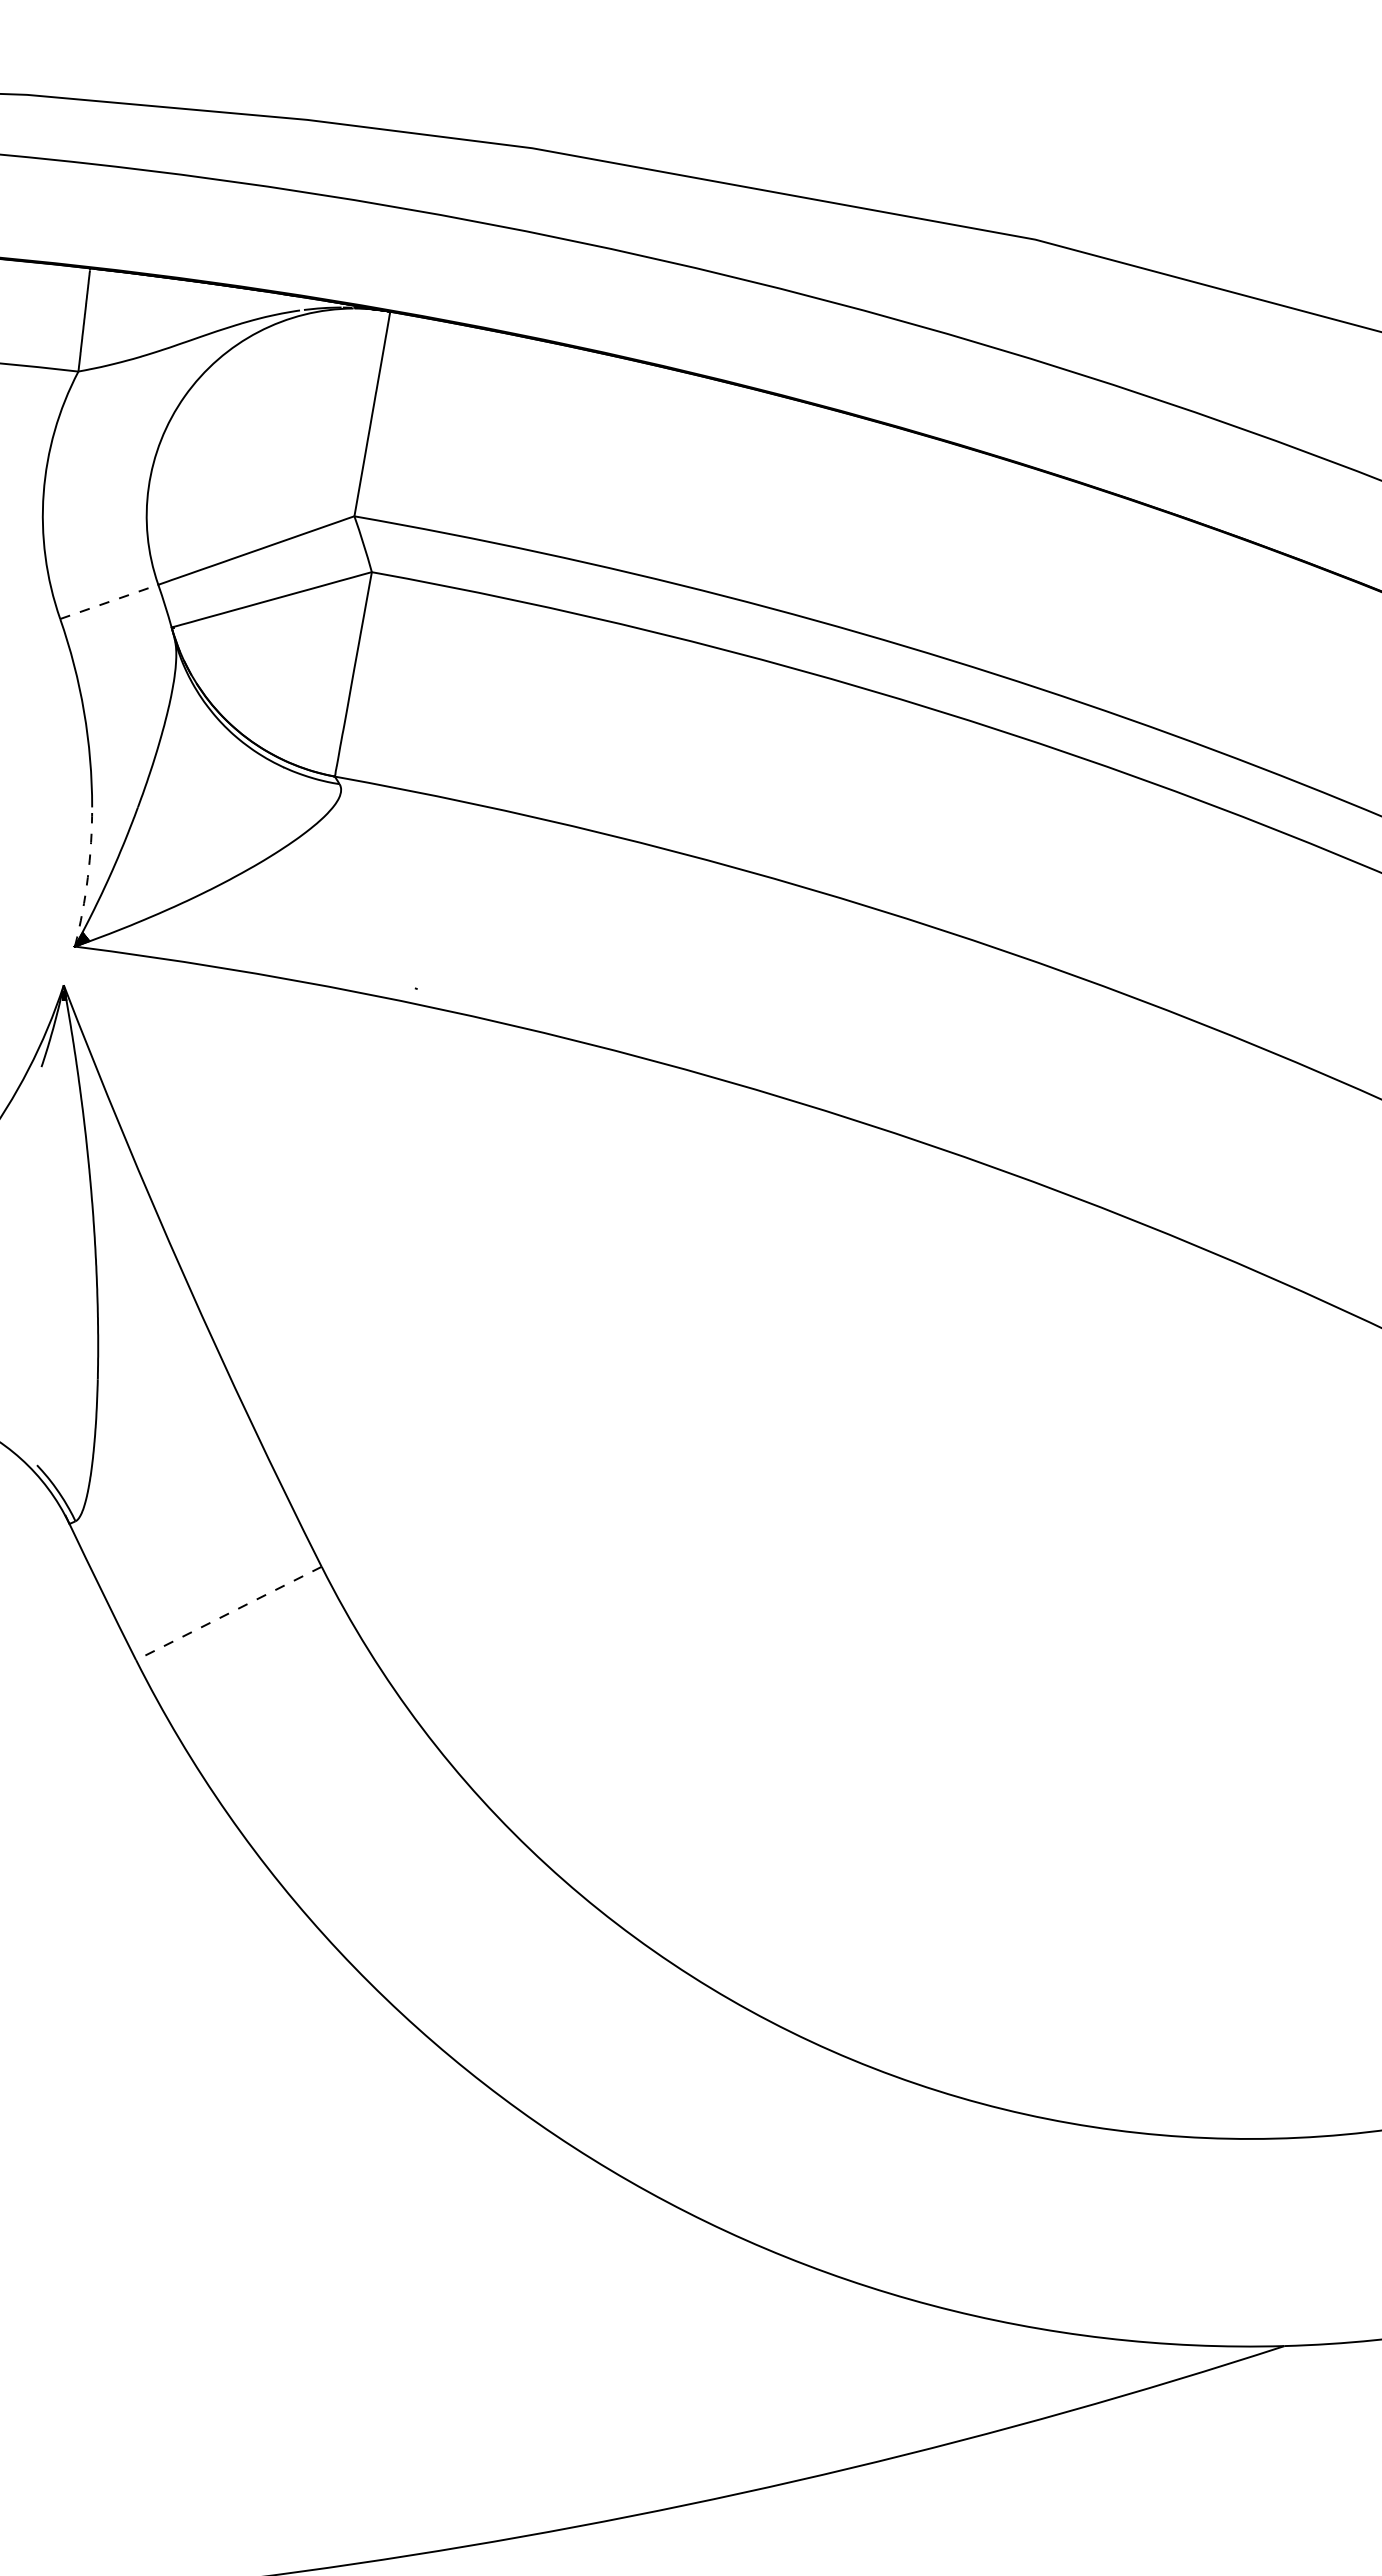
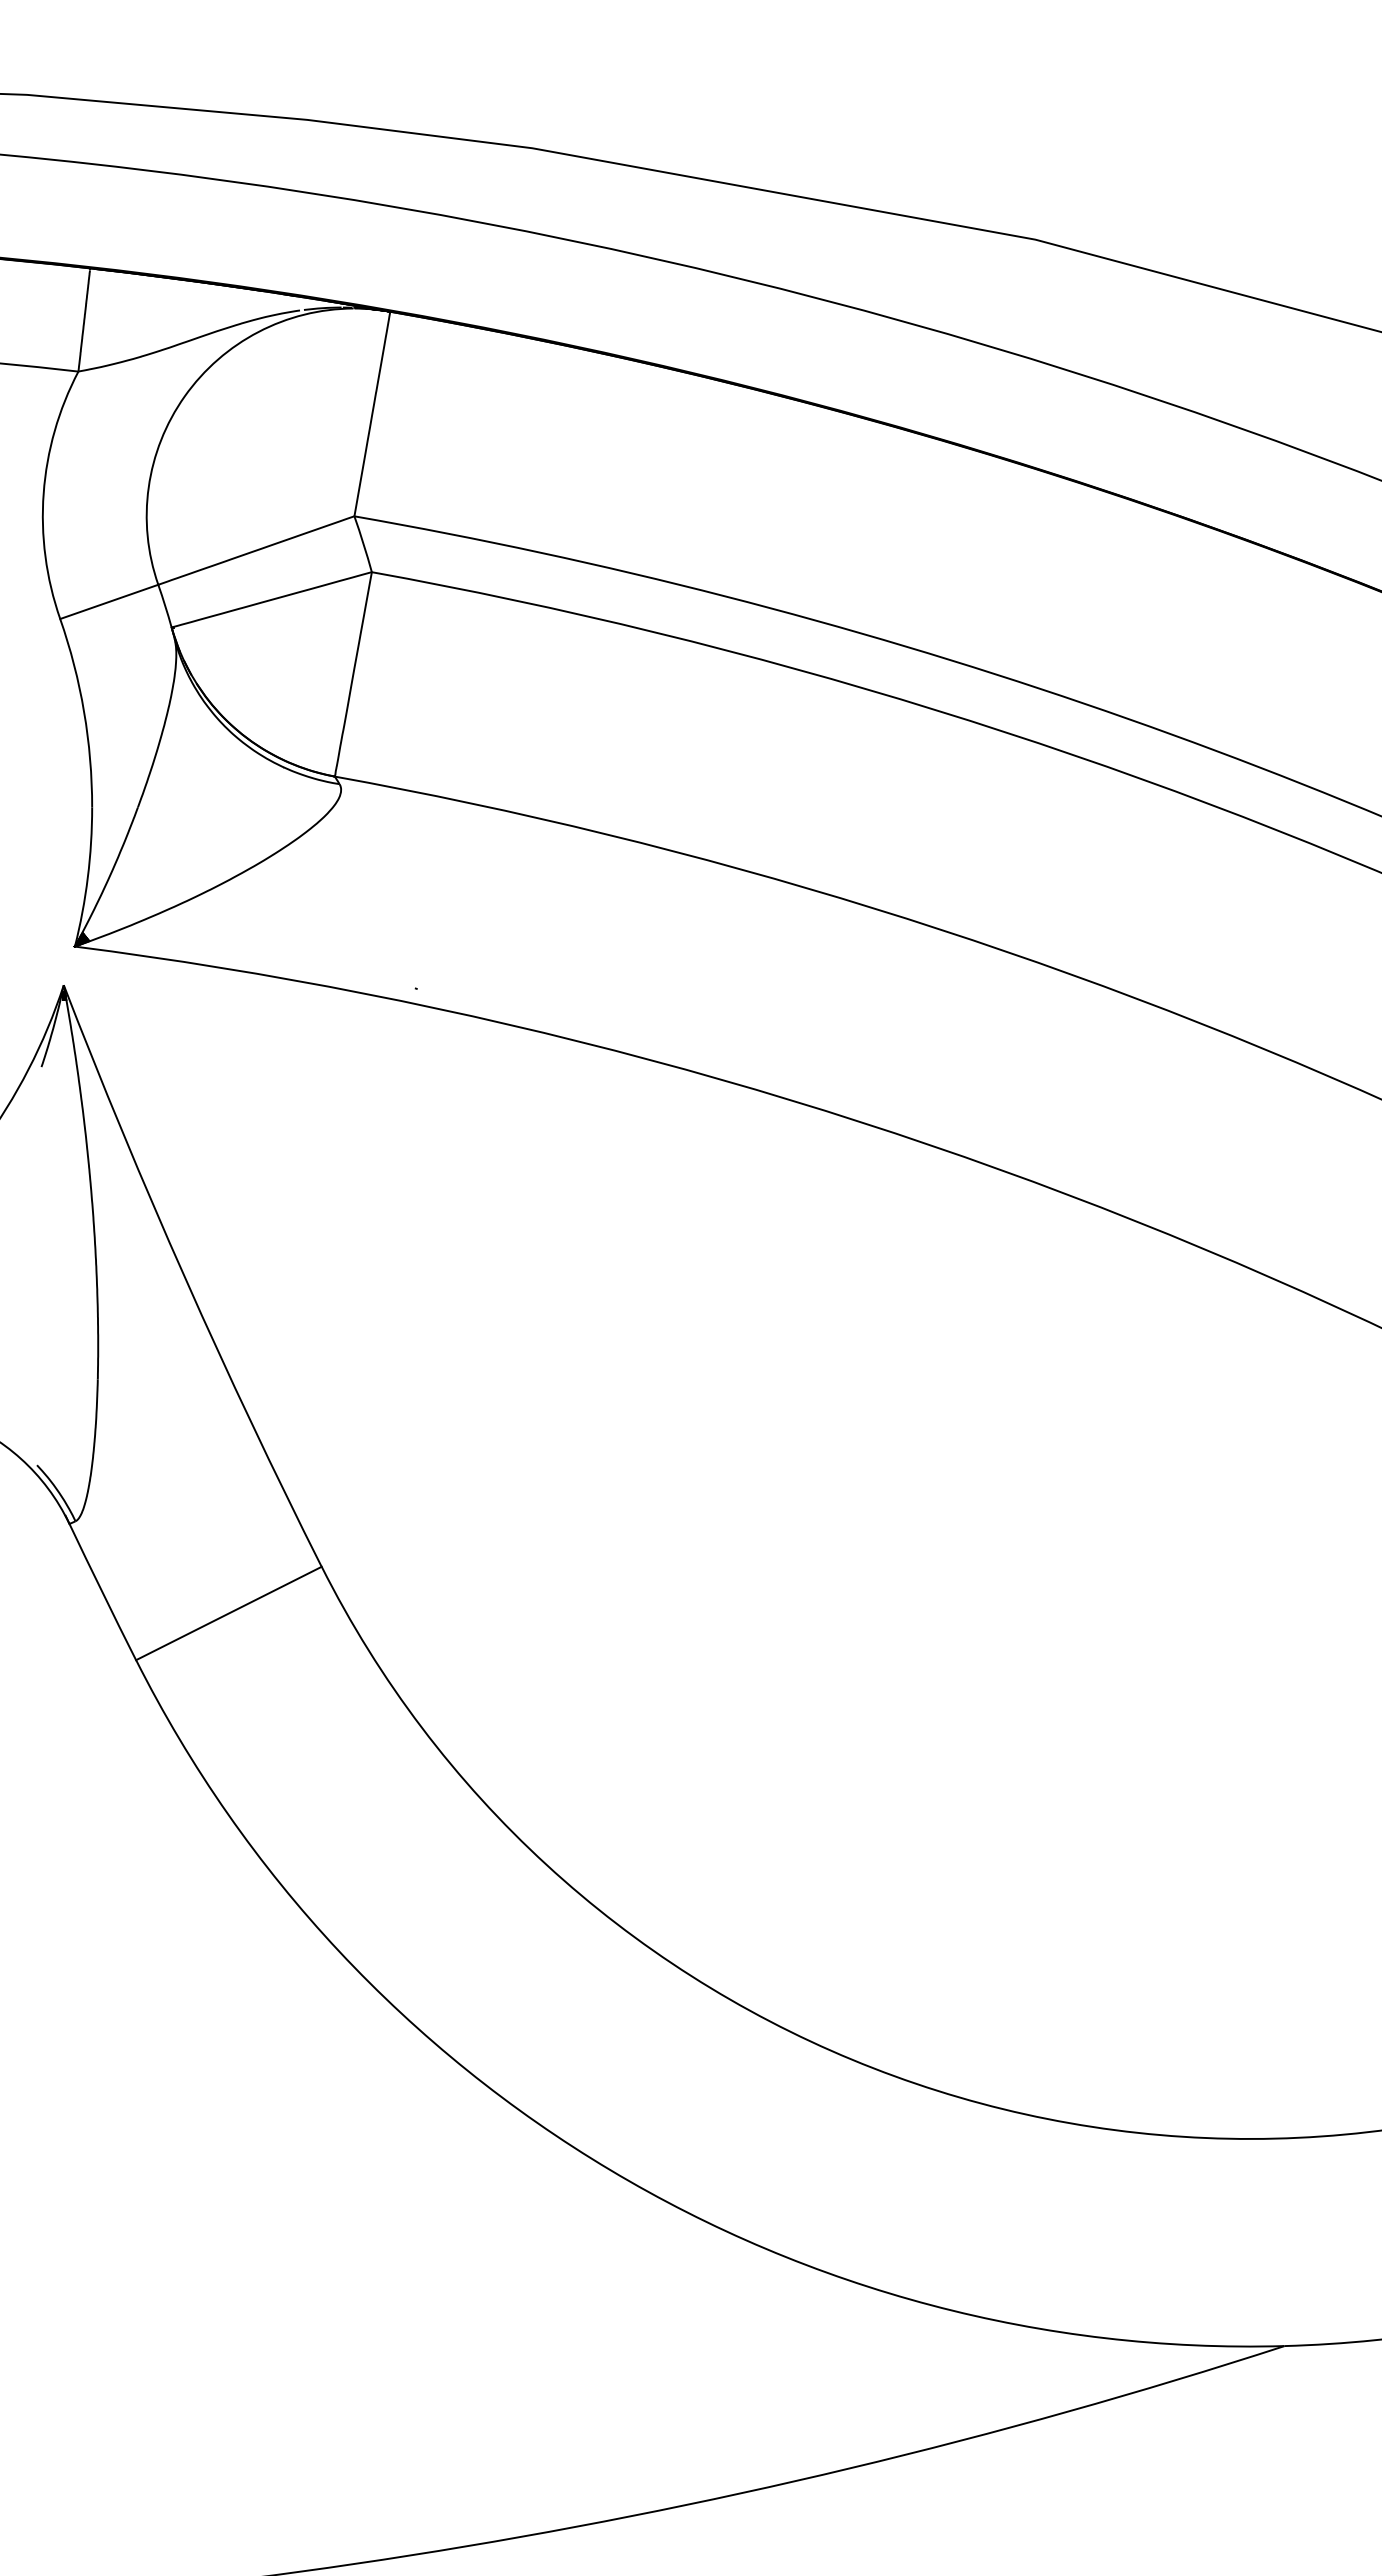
line: dashed -> solid (109, 601)
arc: dashed -> solid (87, 877)
line: dashed -> solid (228, 1613)
